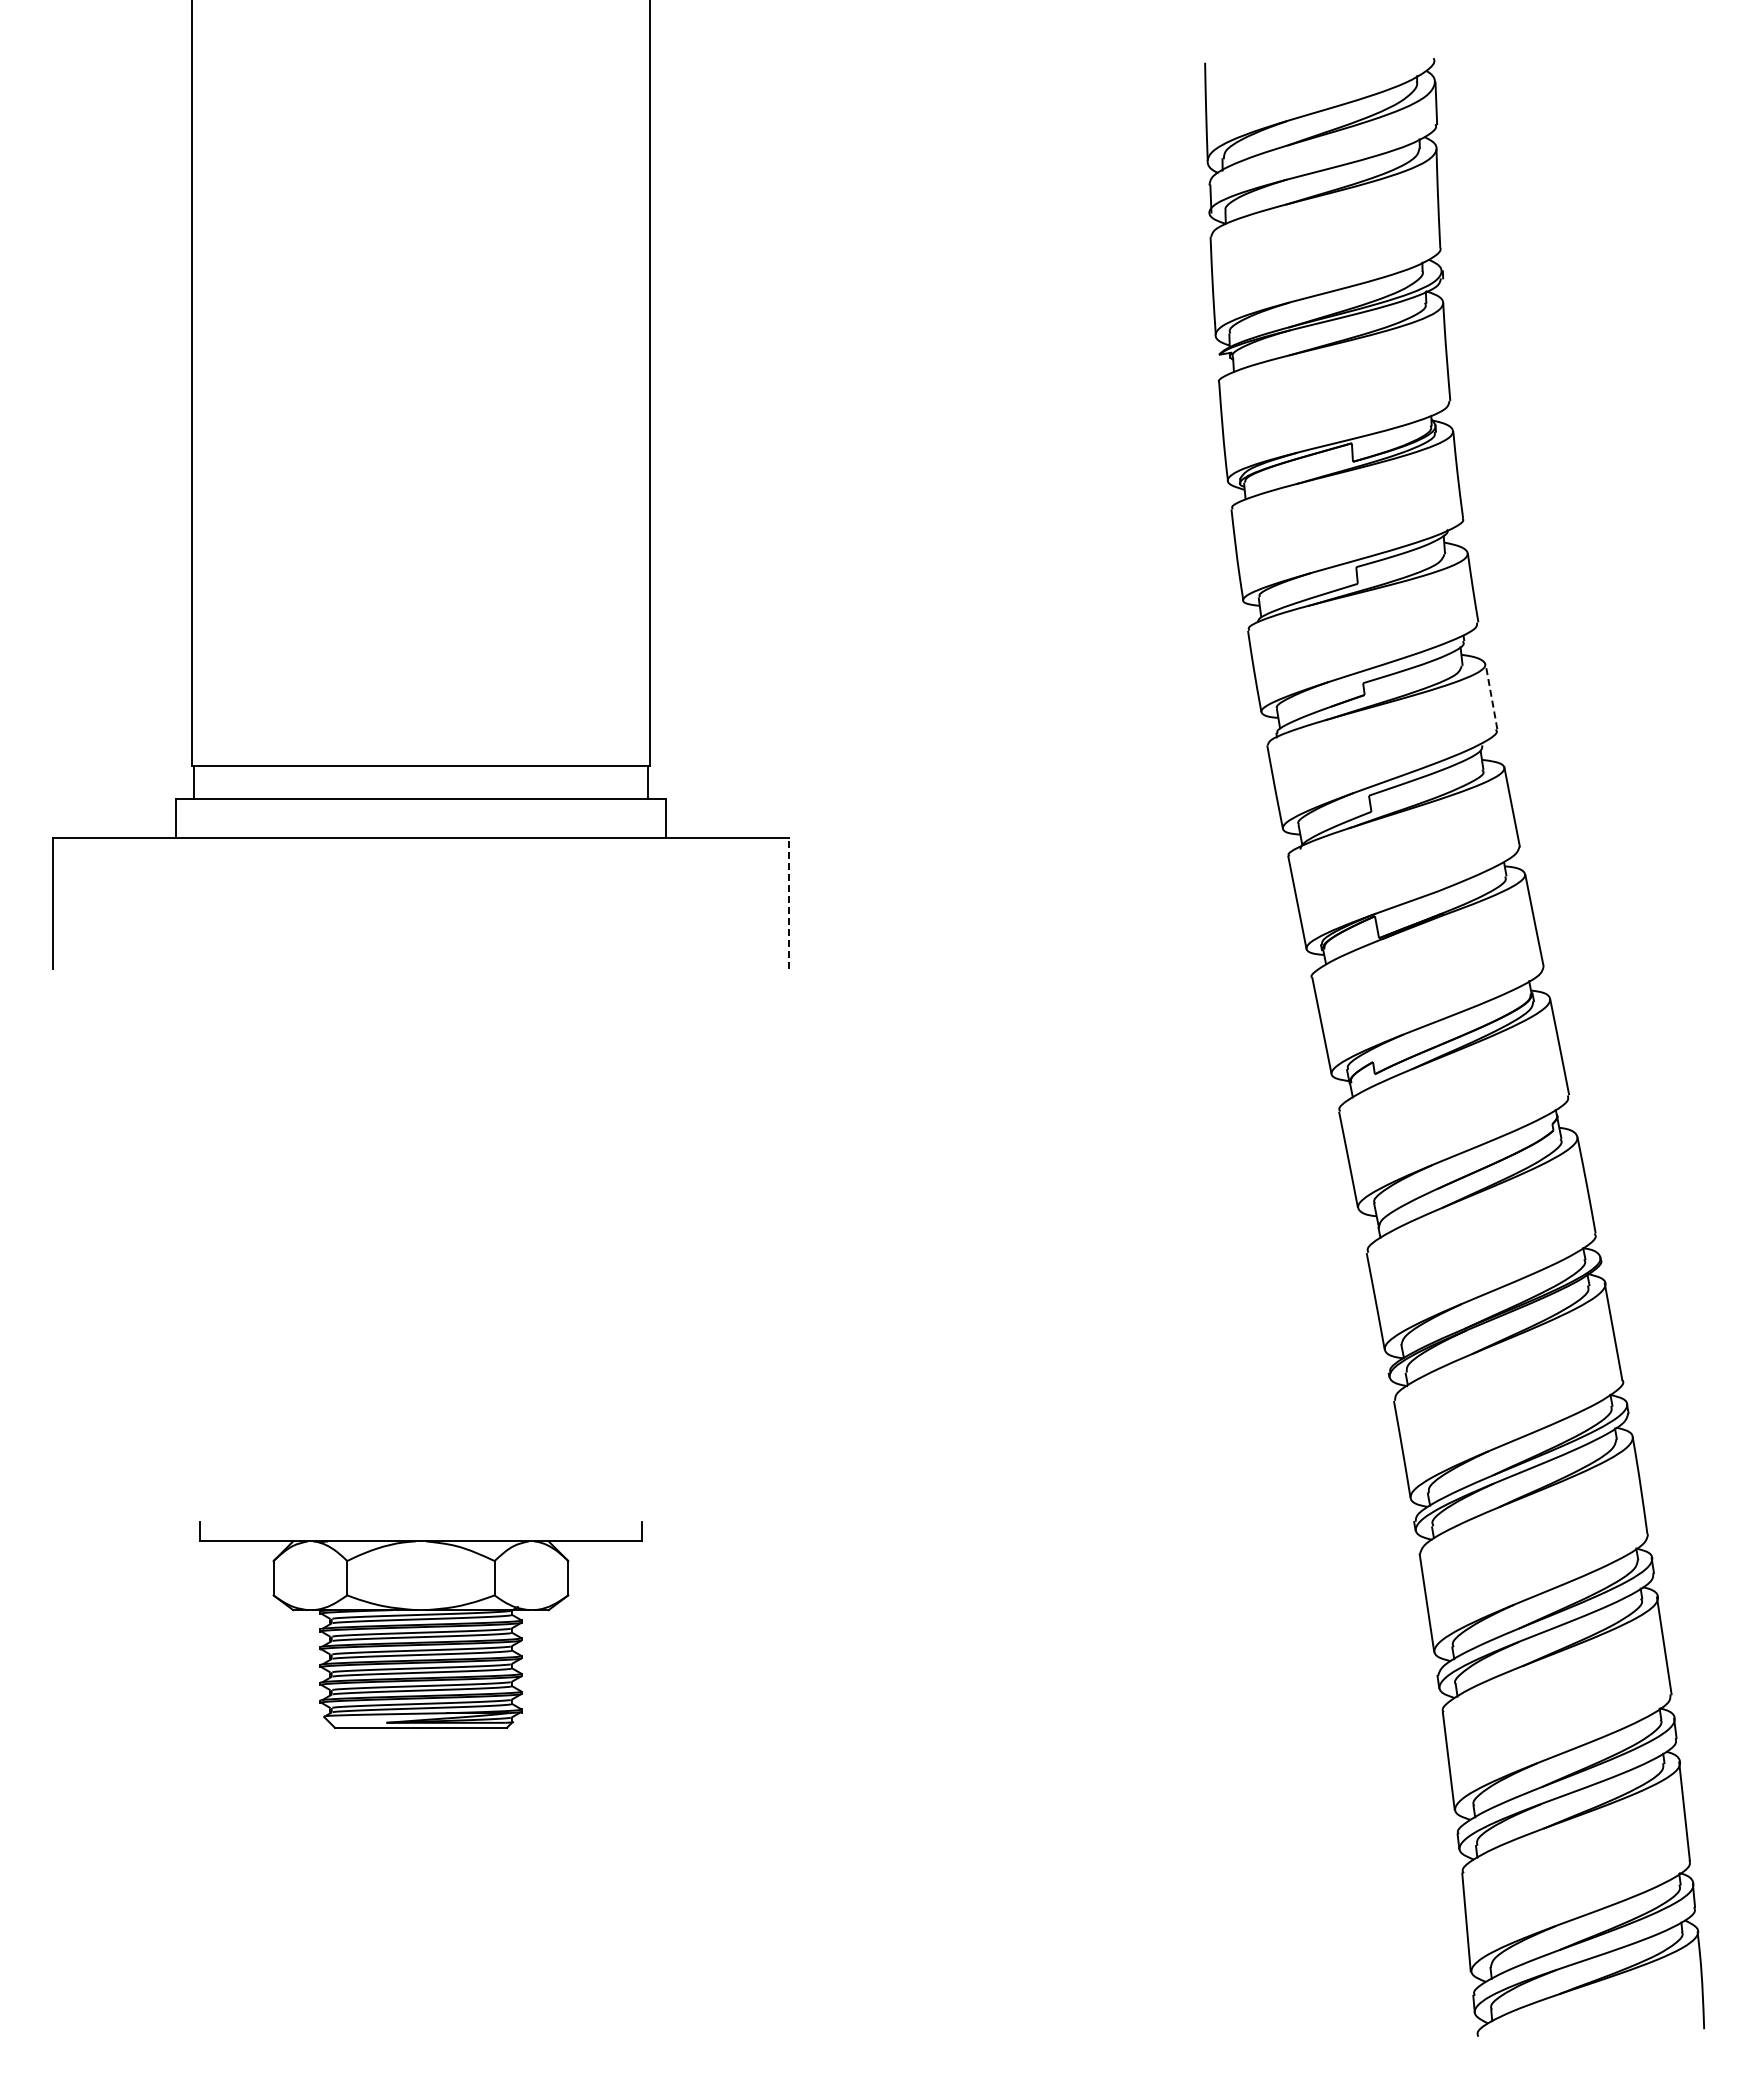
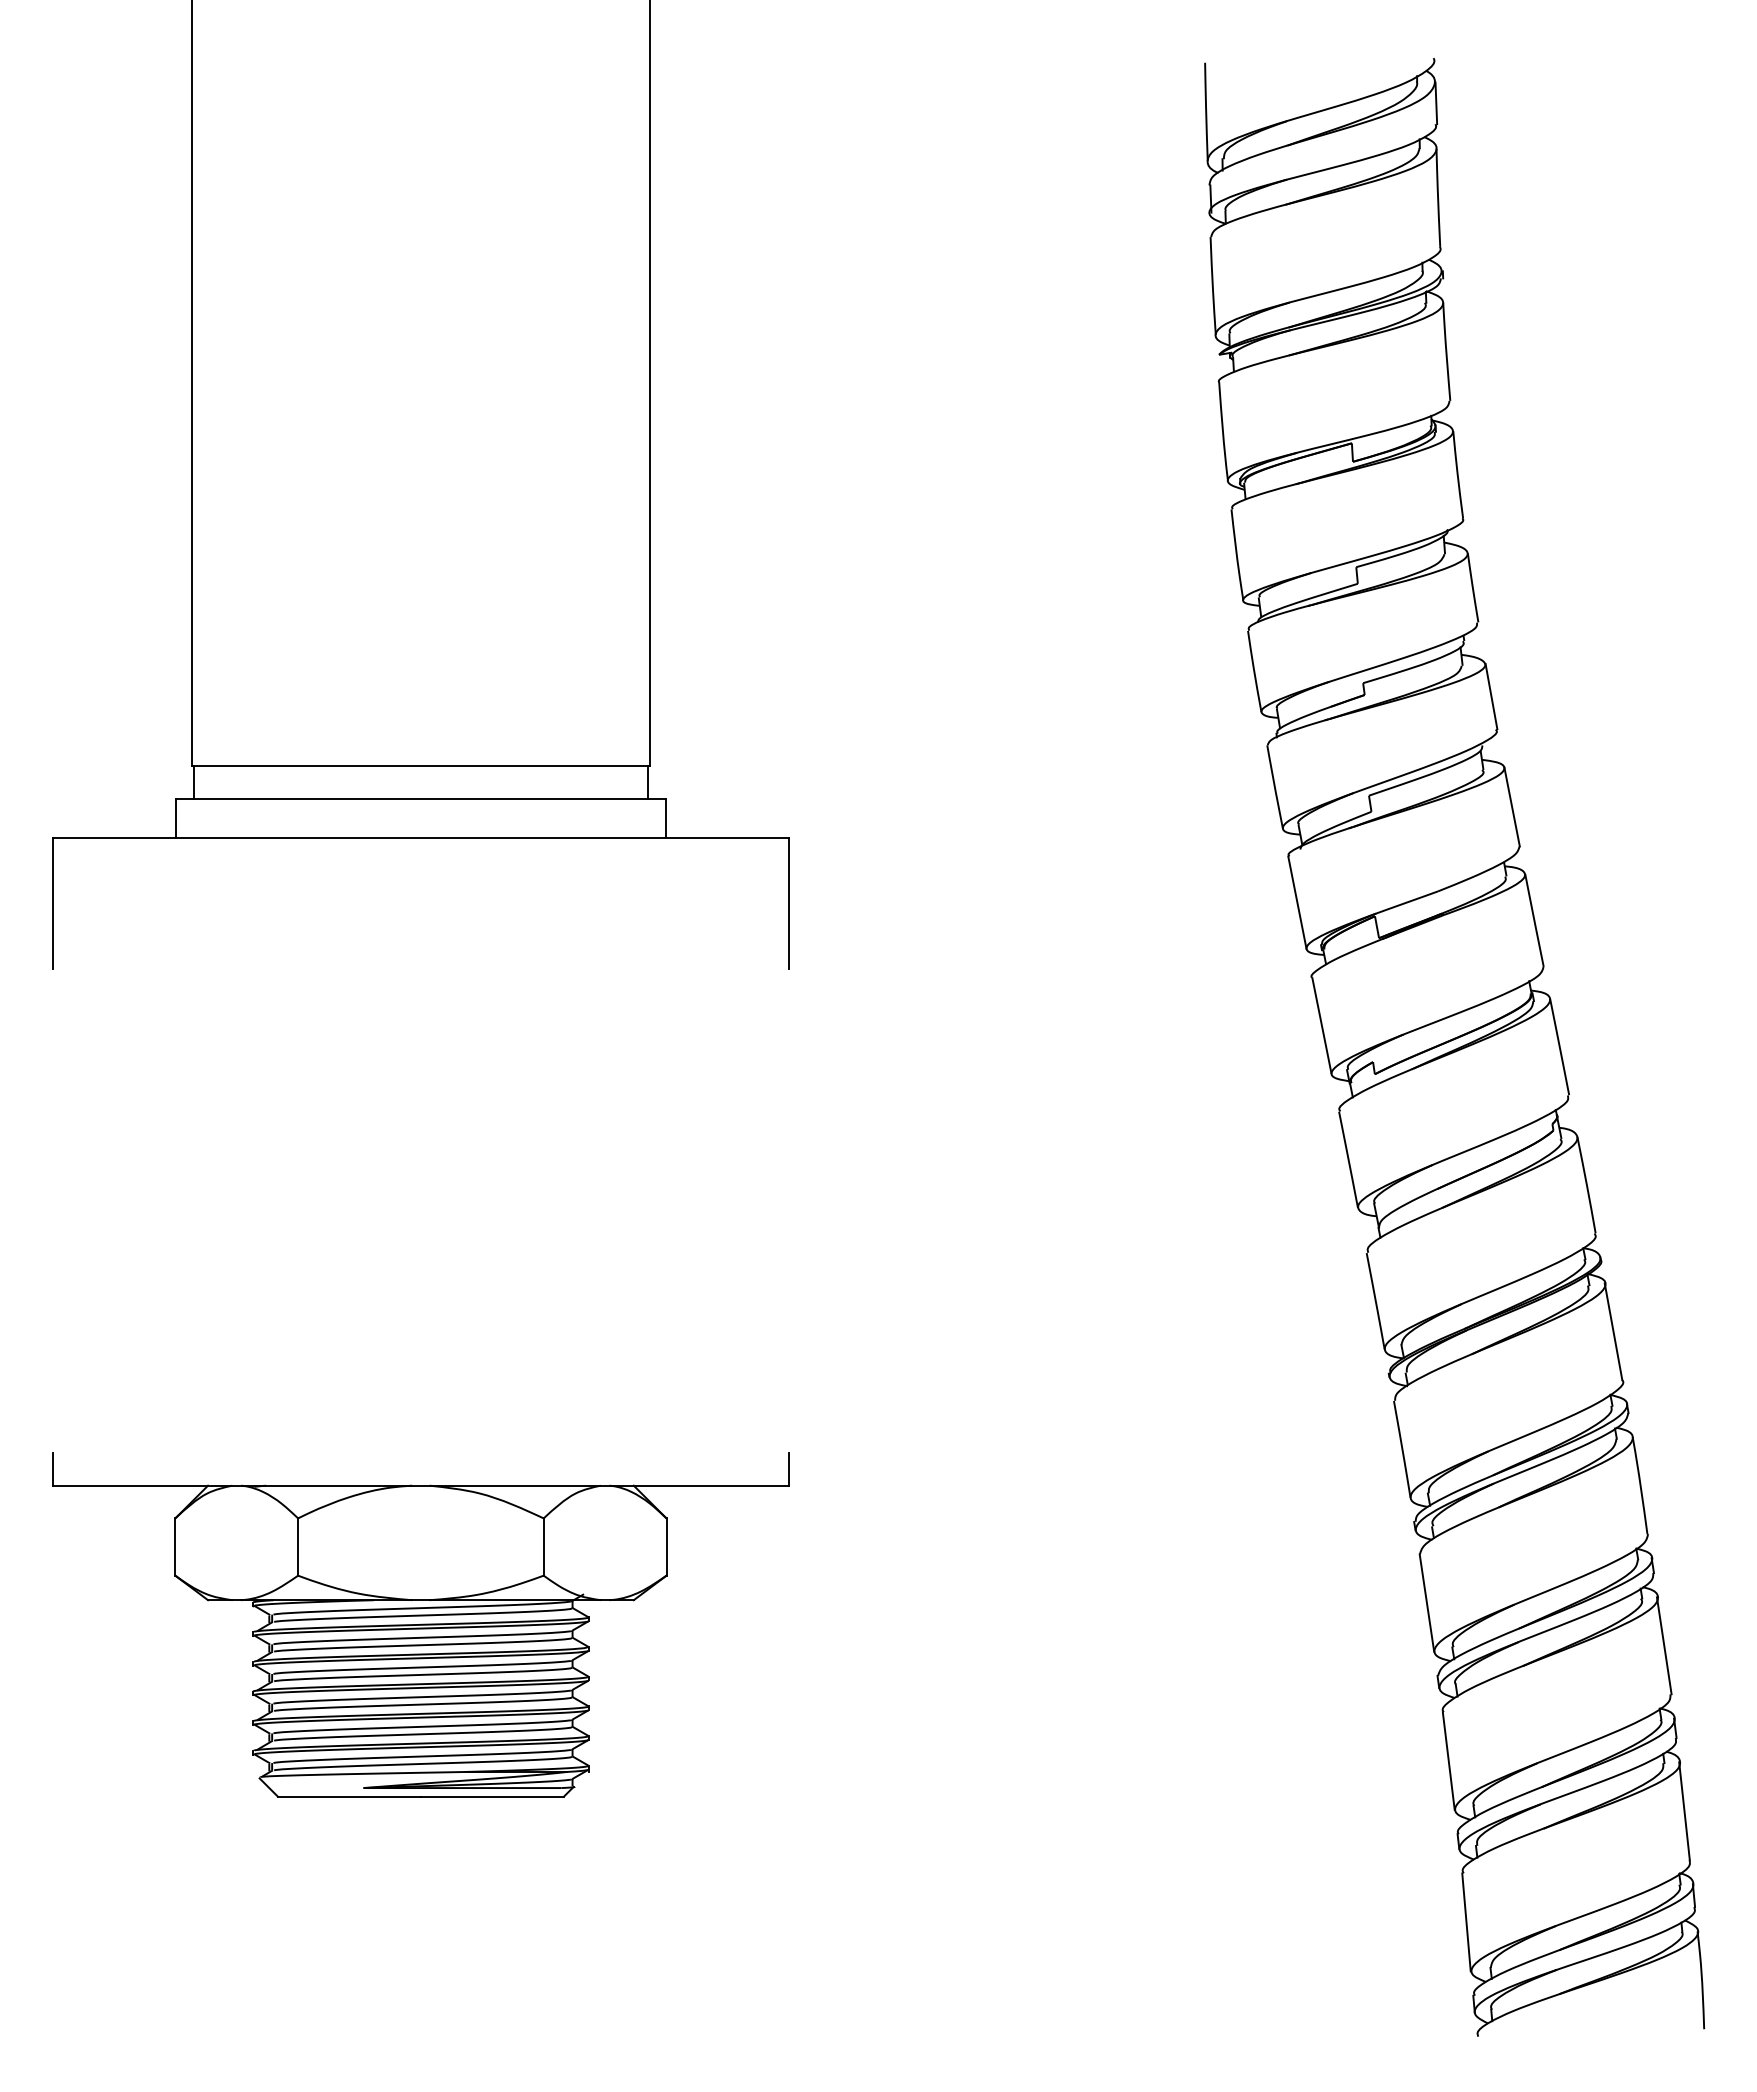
line: dashed -> solid (1491, 696)
line: dashed -> solid (789, 902)
part size: 444x208 px -> 738x346 px (420, 1624)
